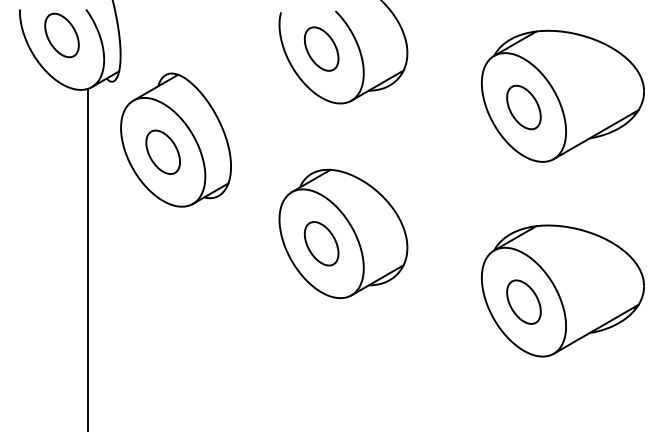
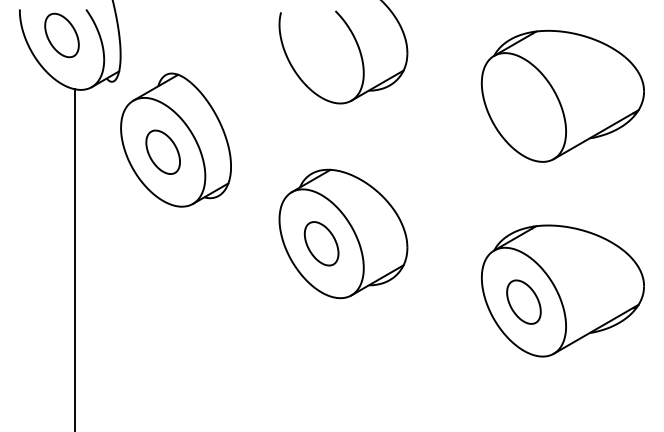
part: present -> none (321, 48)
part: present -> none (523, 107)
line position: (88, 258) -> (75, 258) (75, 258)
